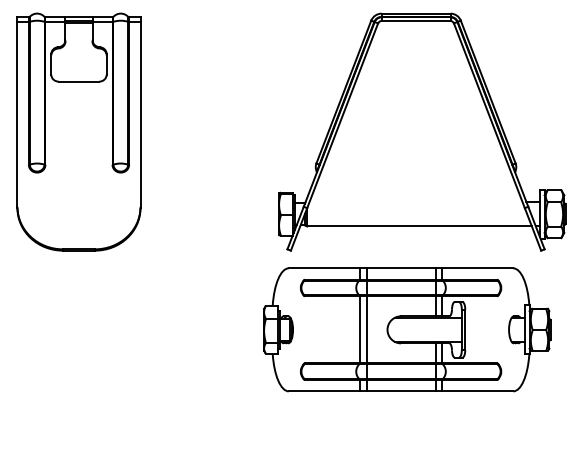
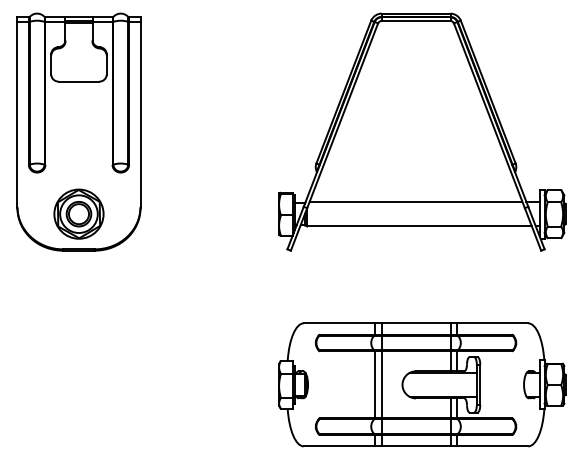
line: none -> present (415, 201)
part: none -> present (78, 213)
part position: (407, 329) -> (422, 384) (422, 384)
